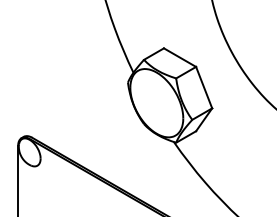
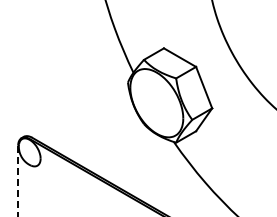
line: solid -> dashed (18, 181)
